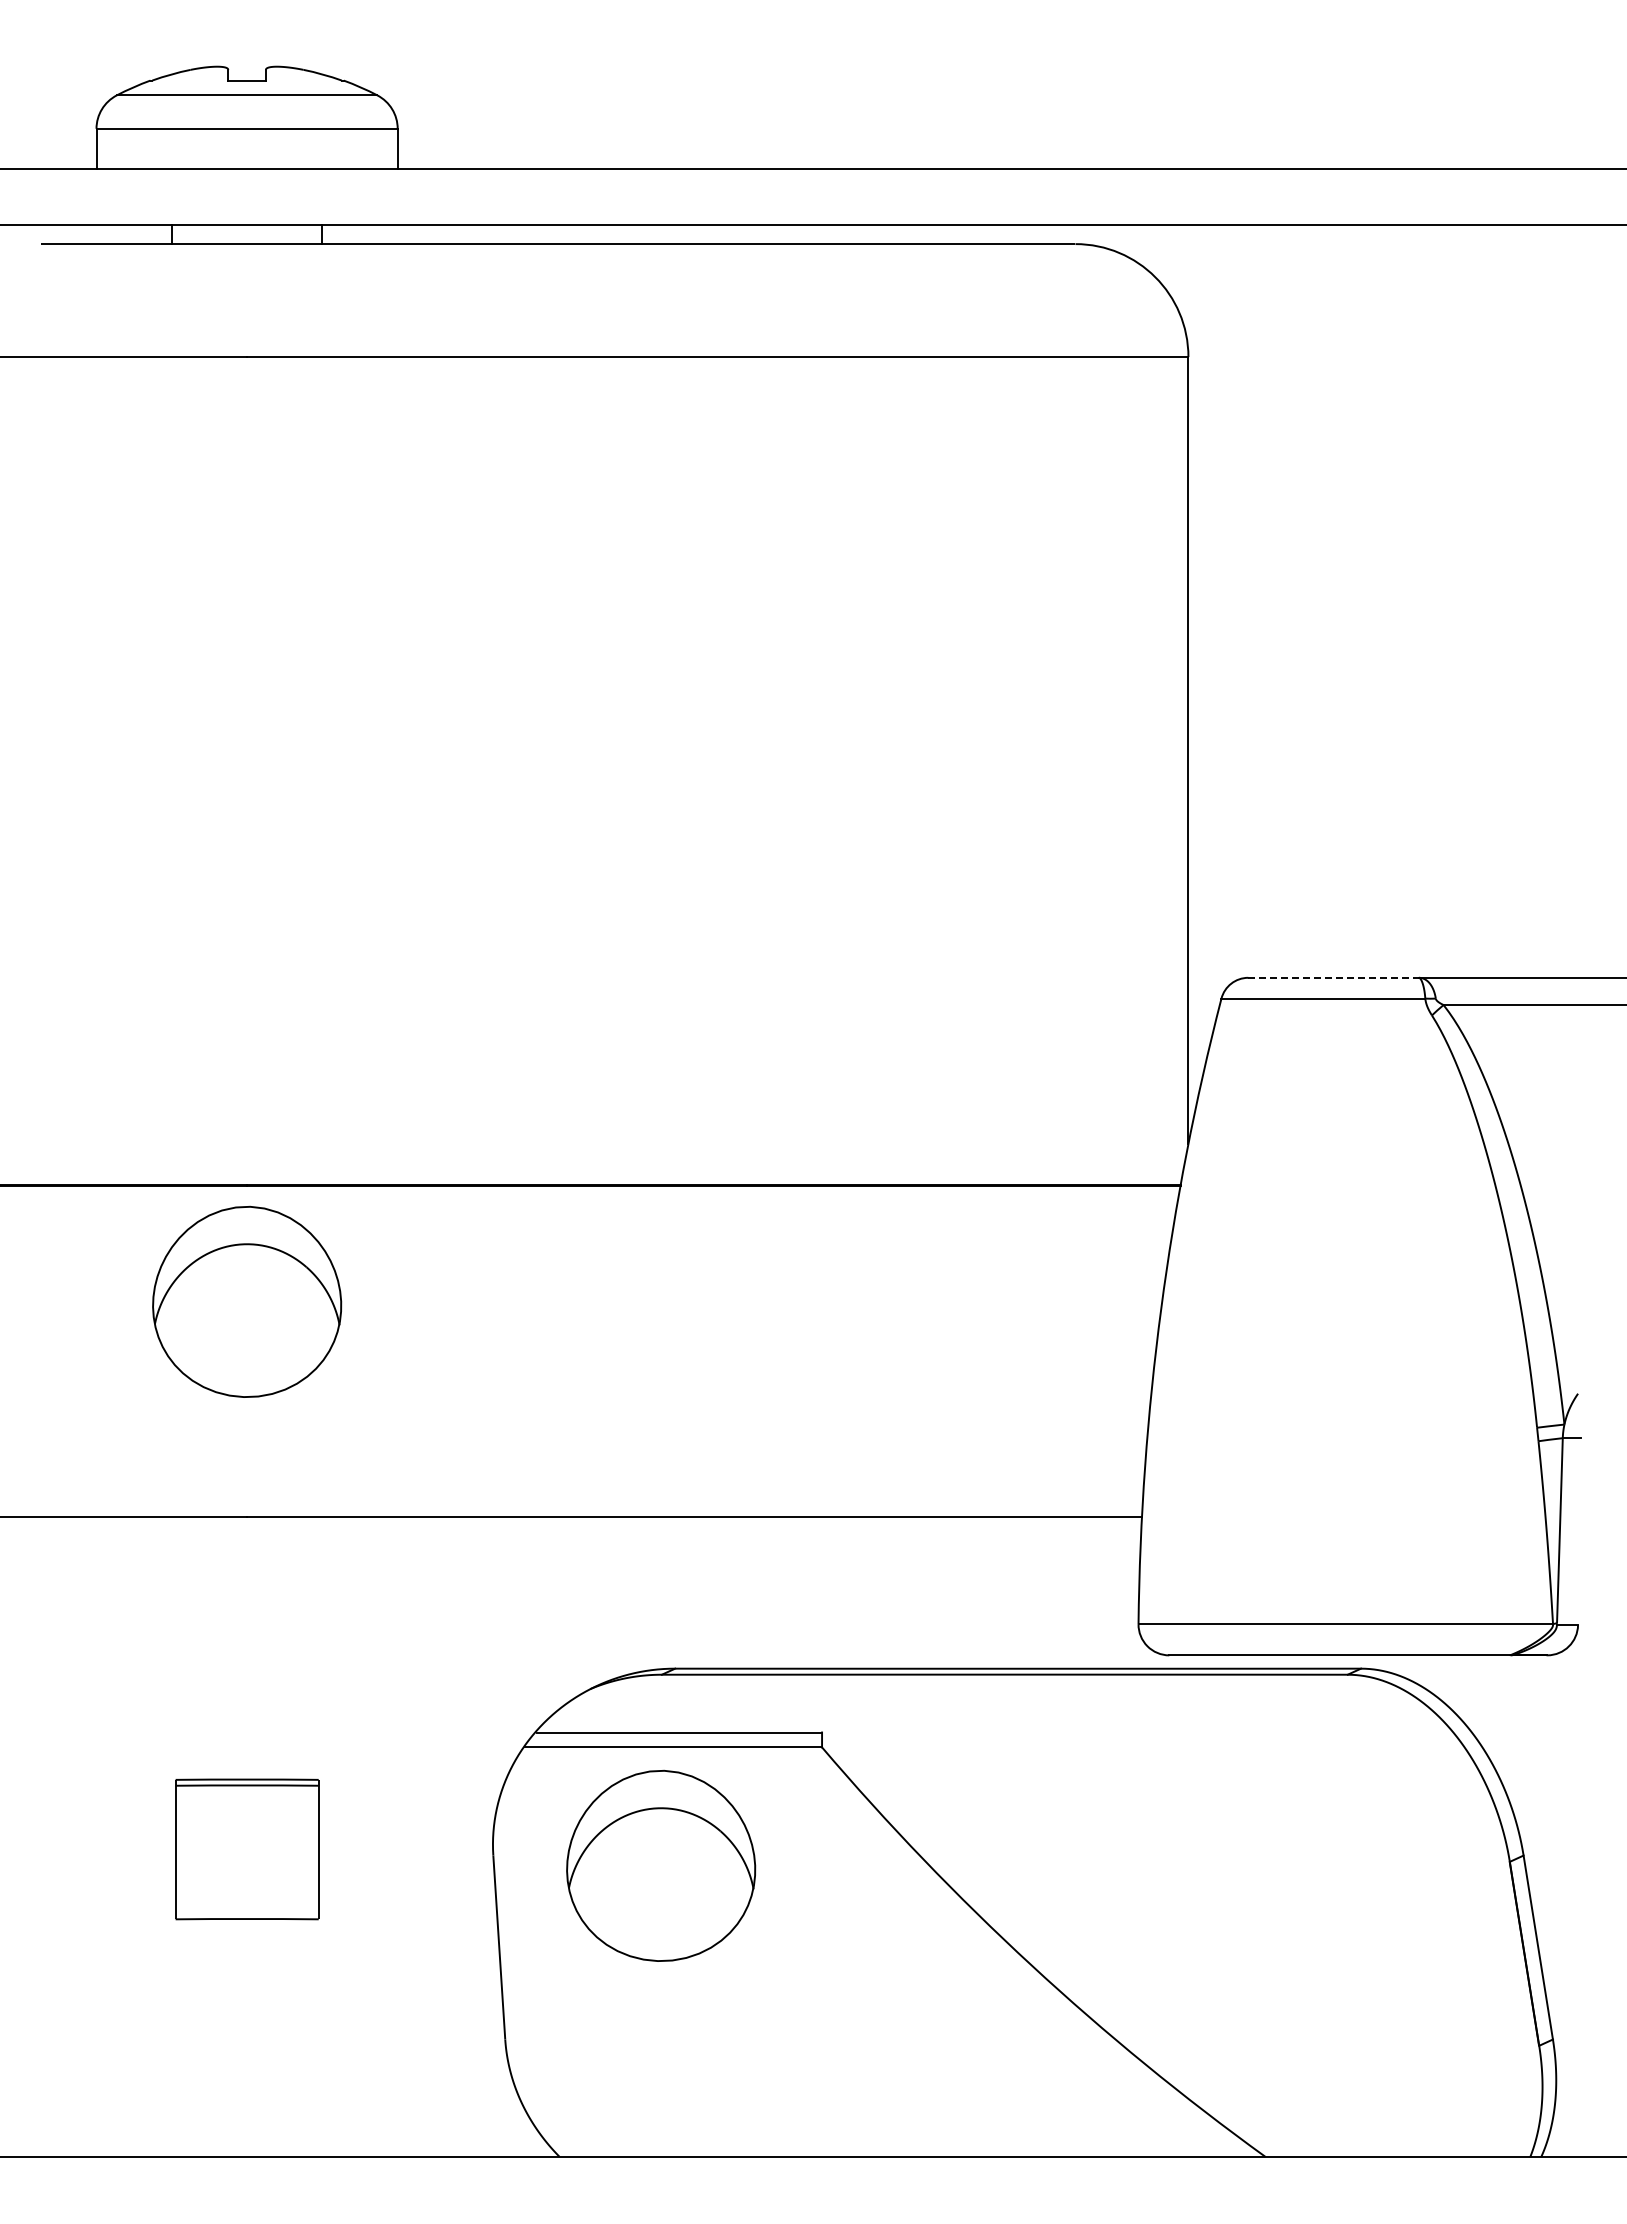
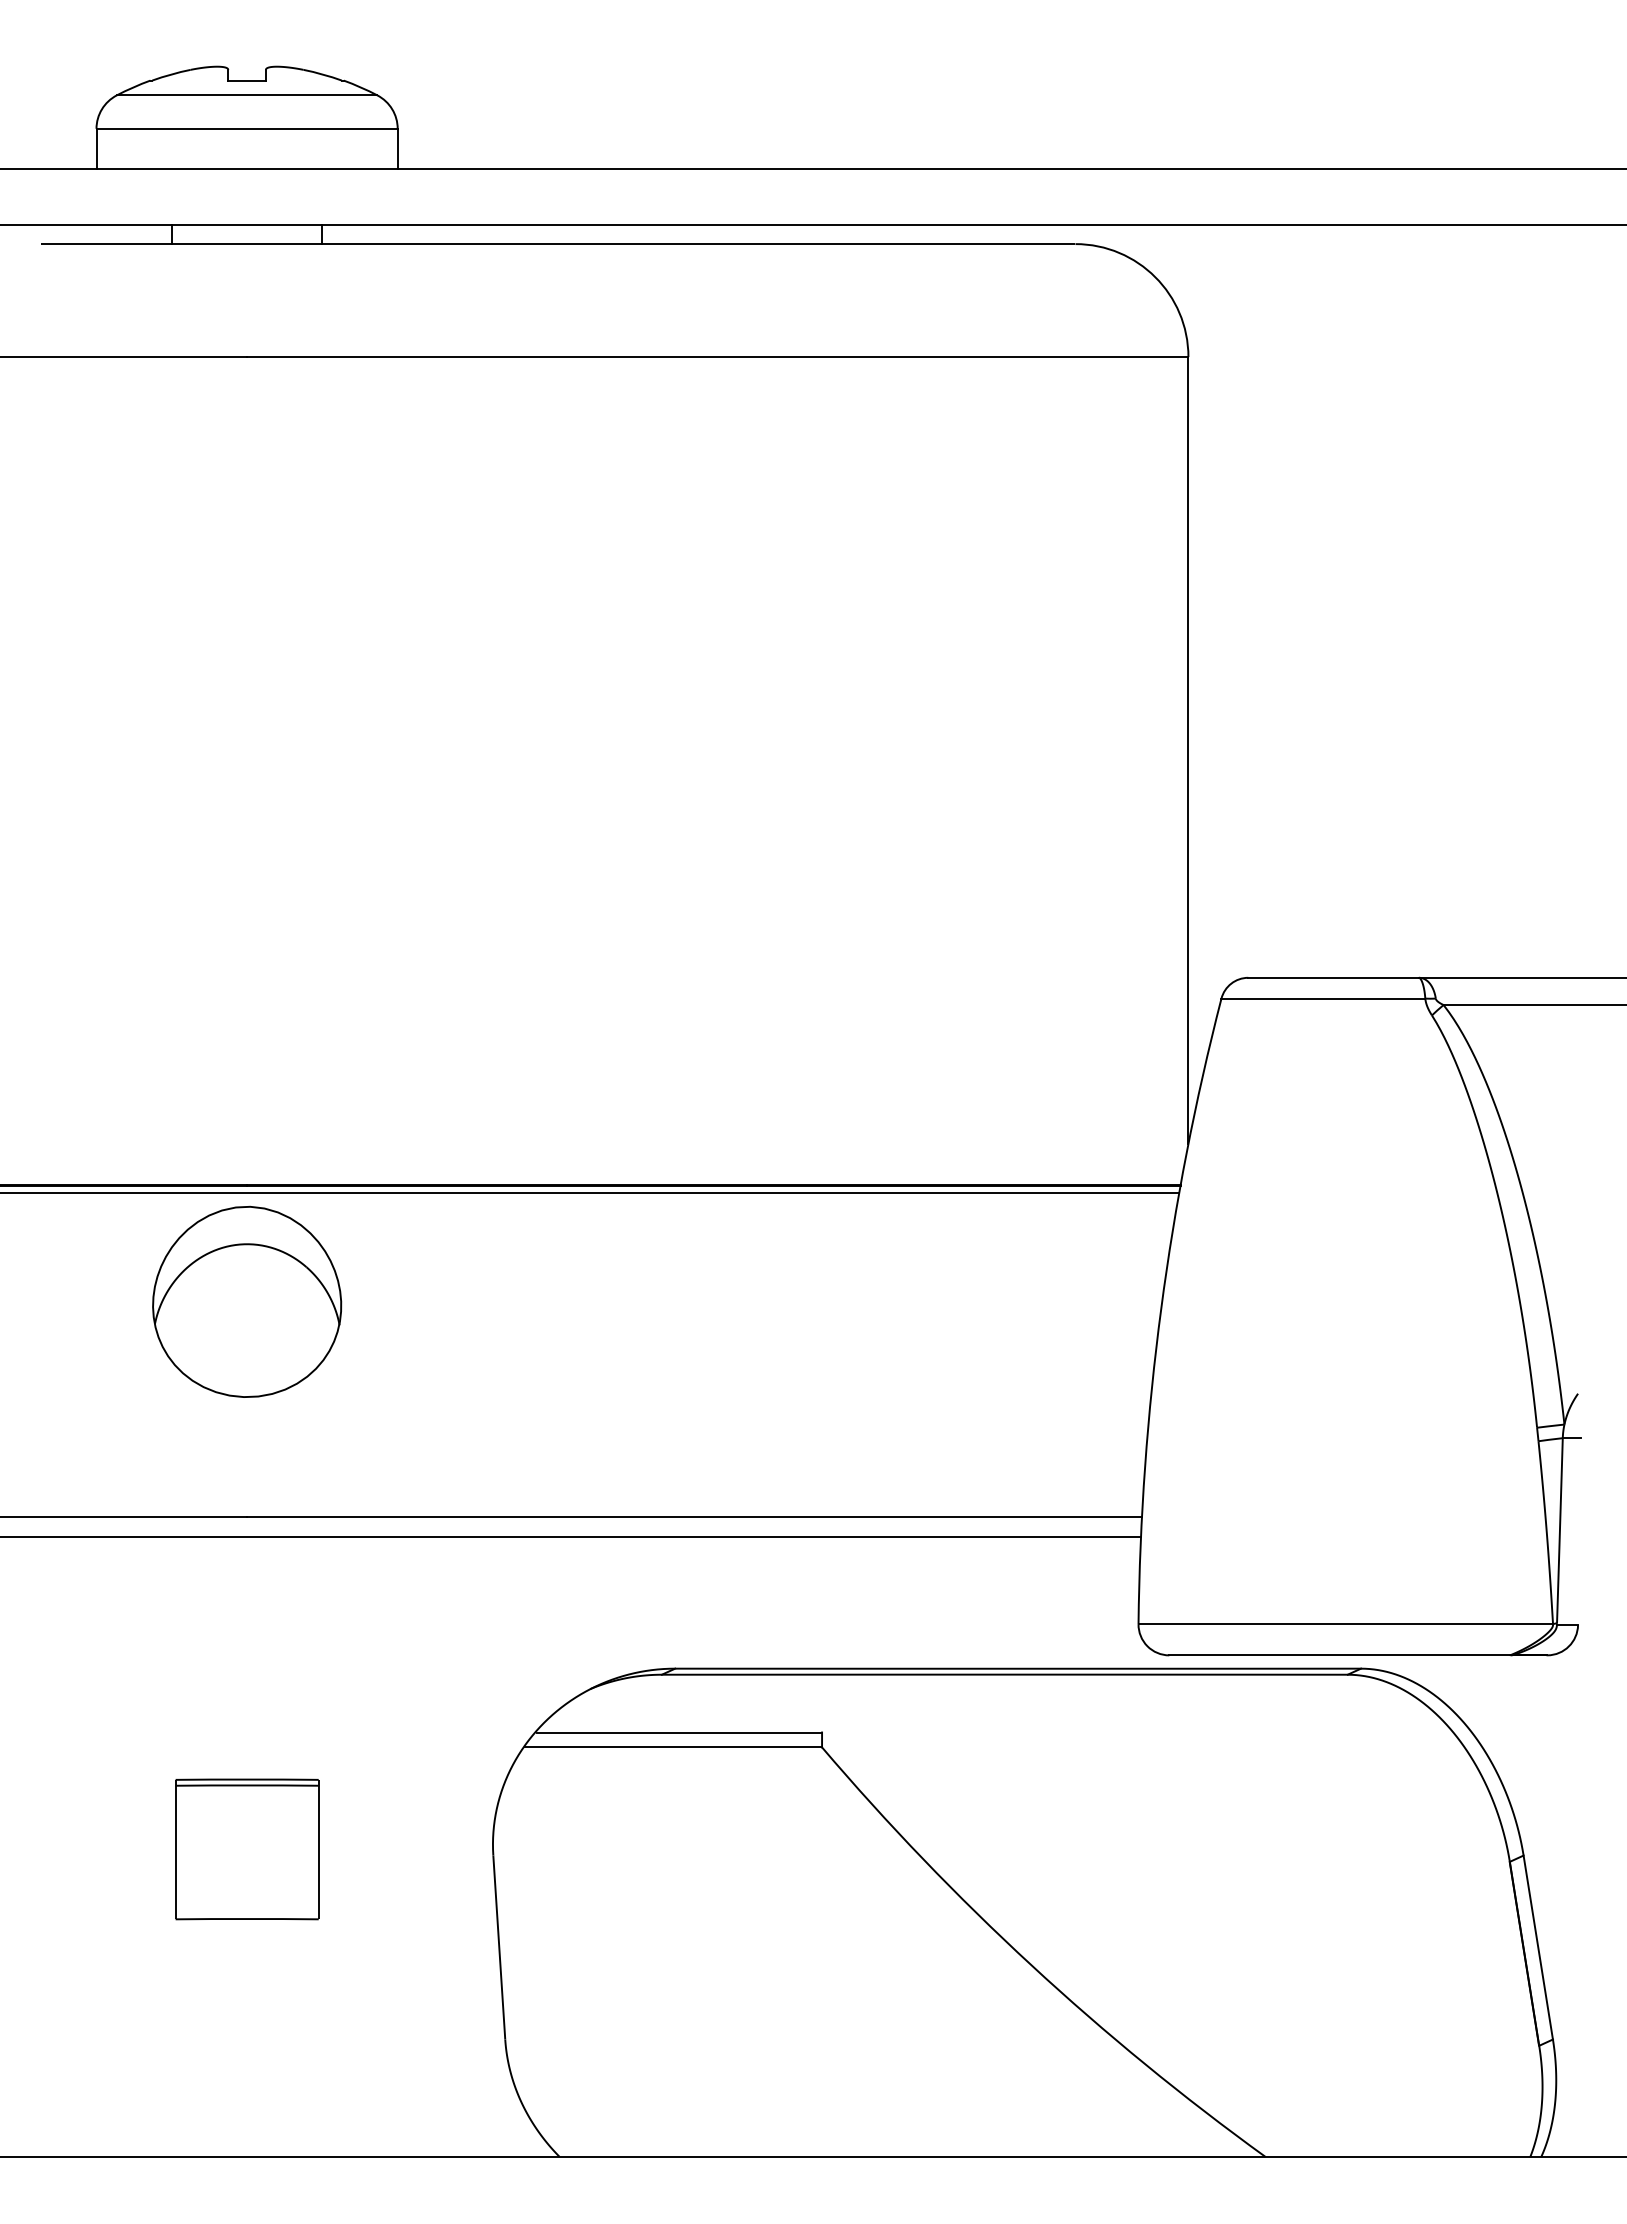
line: dashed -> solid (1334, 977)
line: none -> present (590, 1193)
line: none -> present (571, 1537)
part: present -> none (661, 1865)
